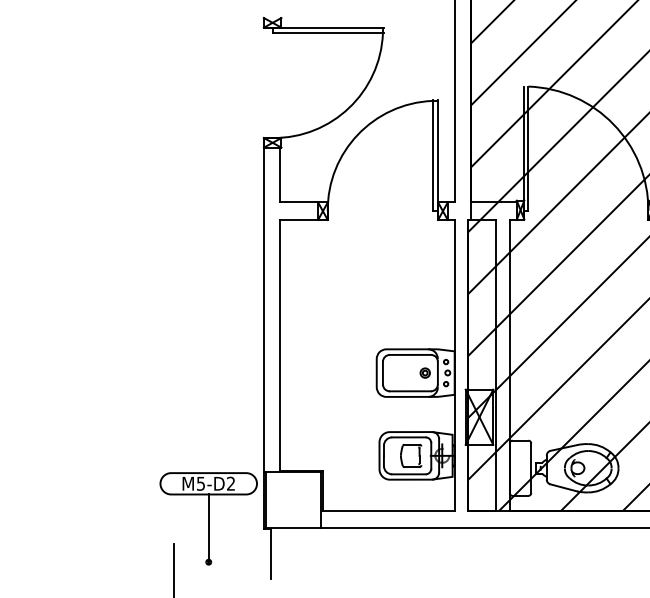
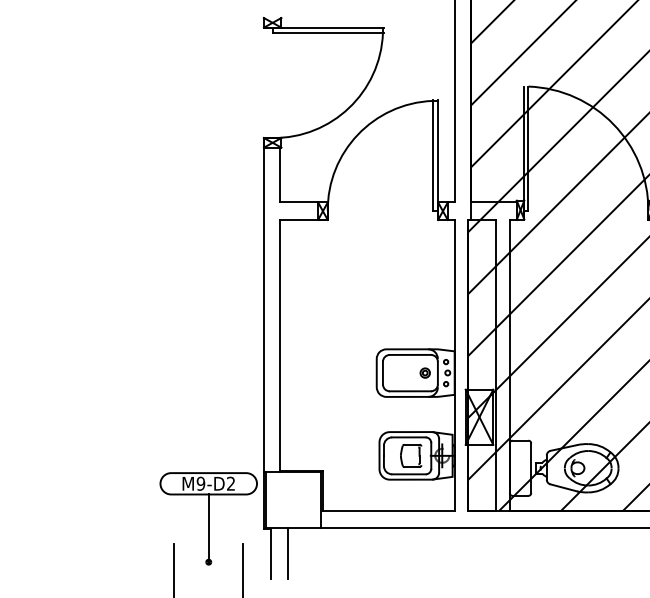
text: M5-D2 -> M9-D2 (200, 483)
line: none -> present (287, 552)
line: none -> present (243, 569)
